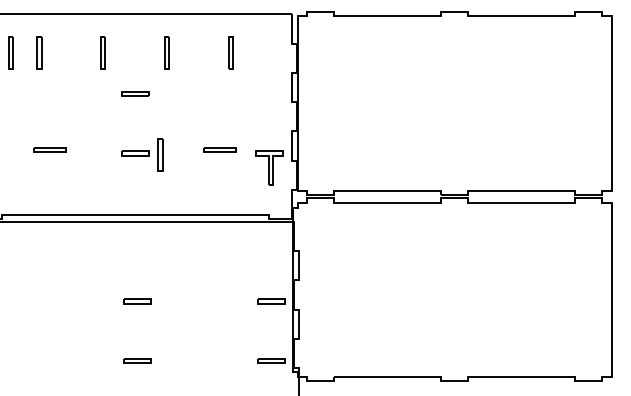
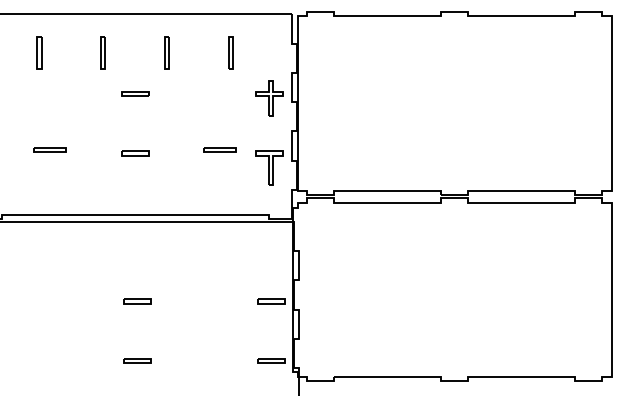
part: present -> none (10, 52)
part: none -> present (269, 98)
part: present -> none (160, 154)
